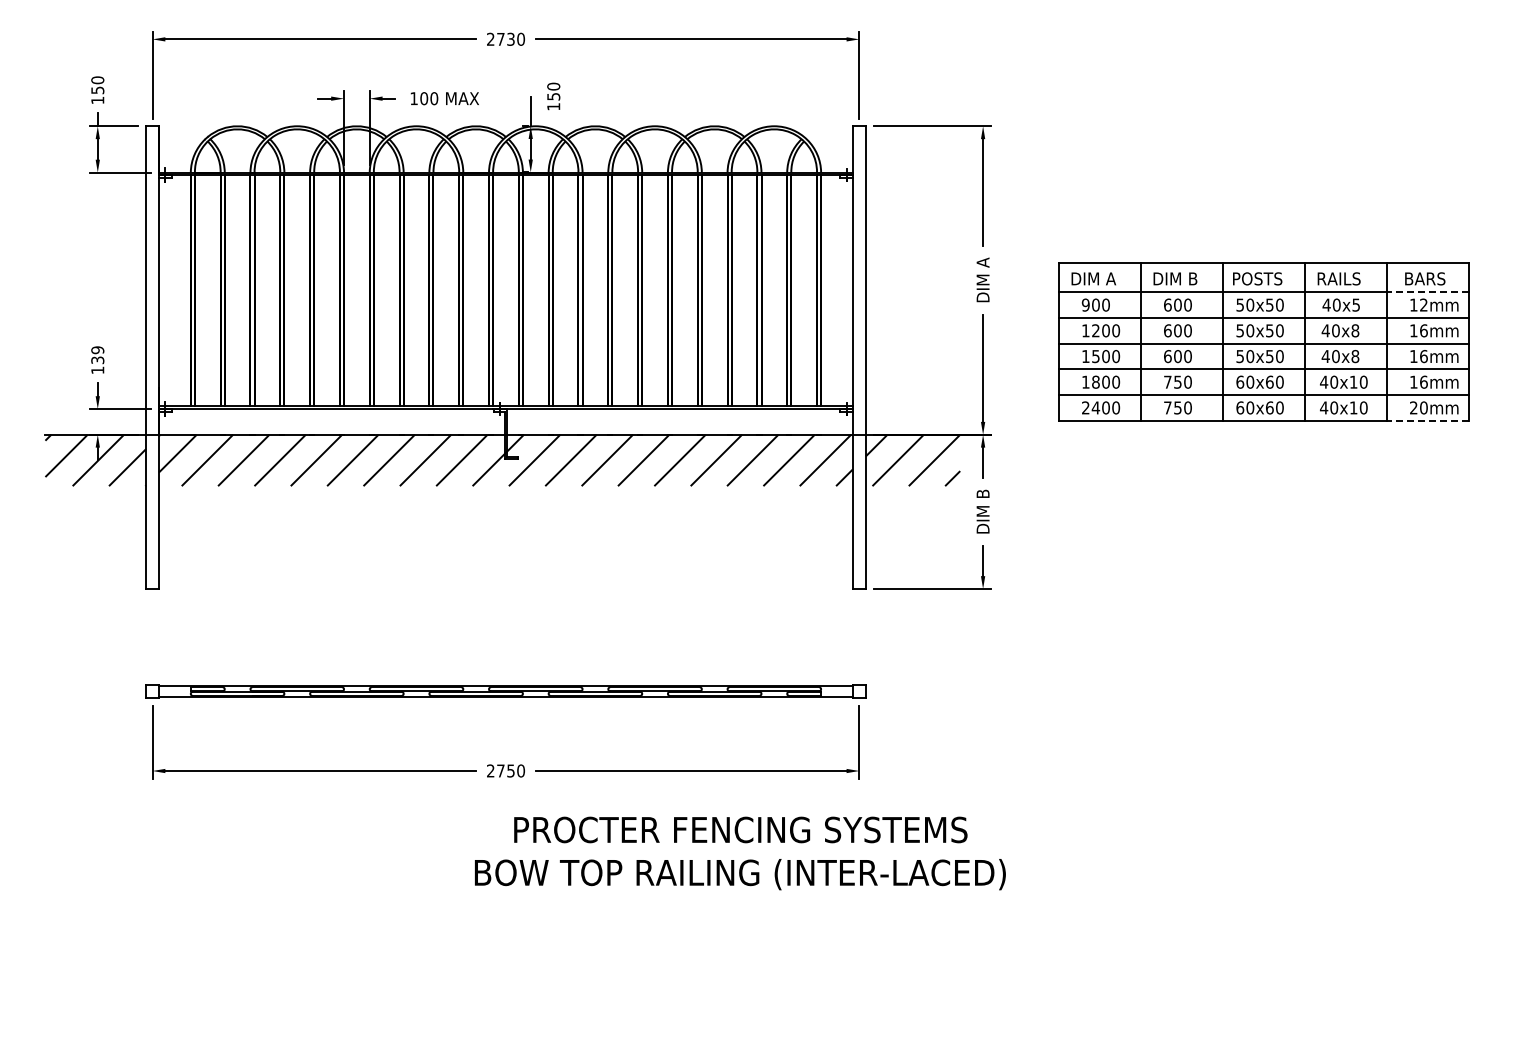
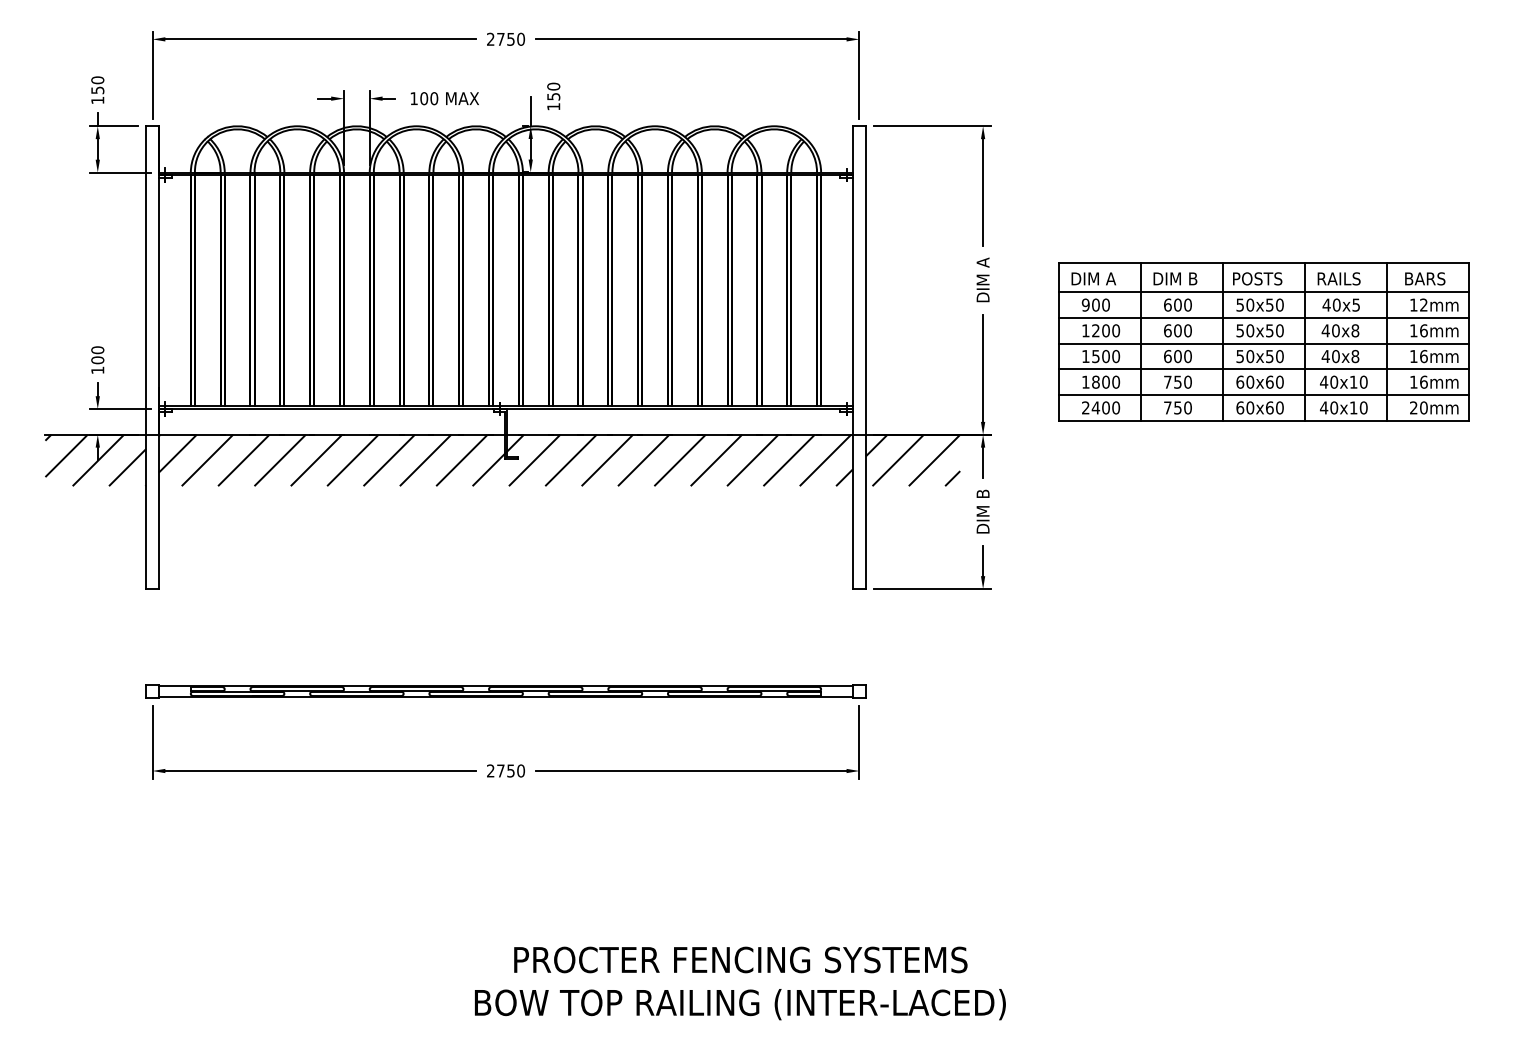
text: 2730 -> 2750 (510, 38)
line: dashed -> solid (1427, 292)
text: 139 -> 100 (97, 355)
line: dashed -> solid (1427, 420)
text position: (740, 853) -> (740, 983) (740, 983)
